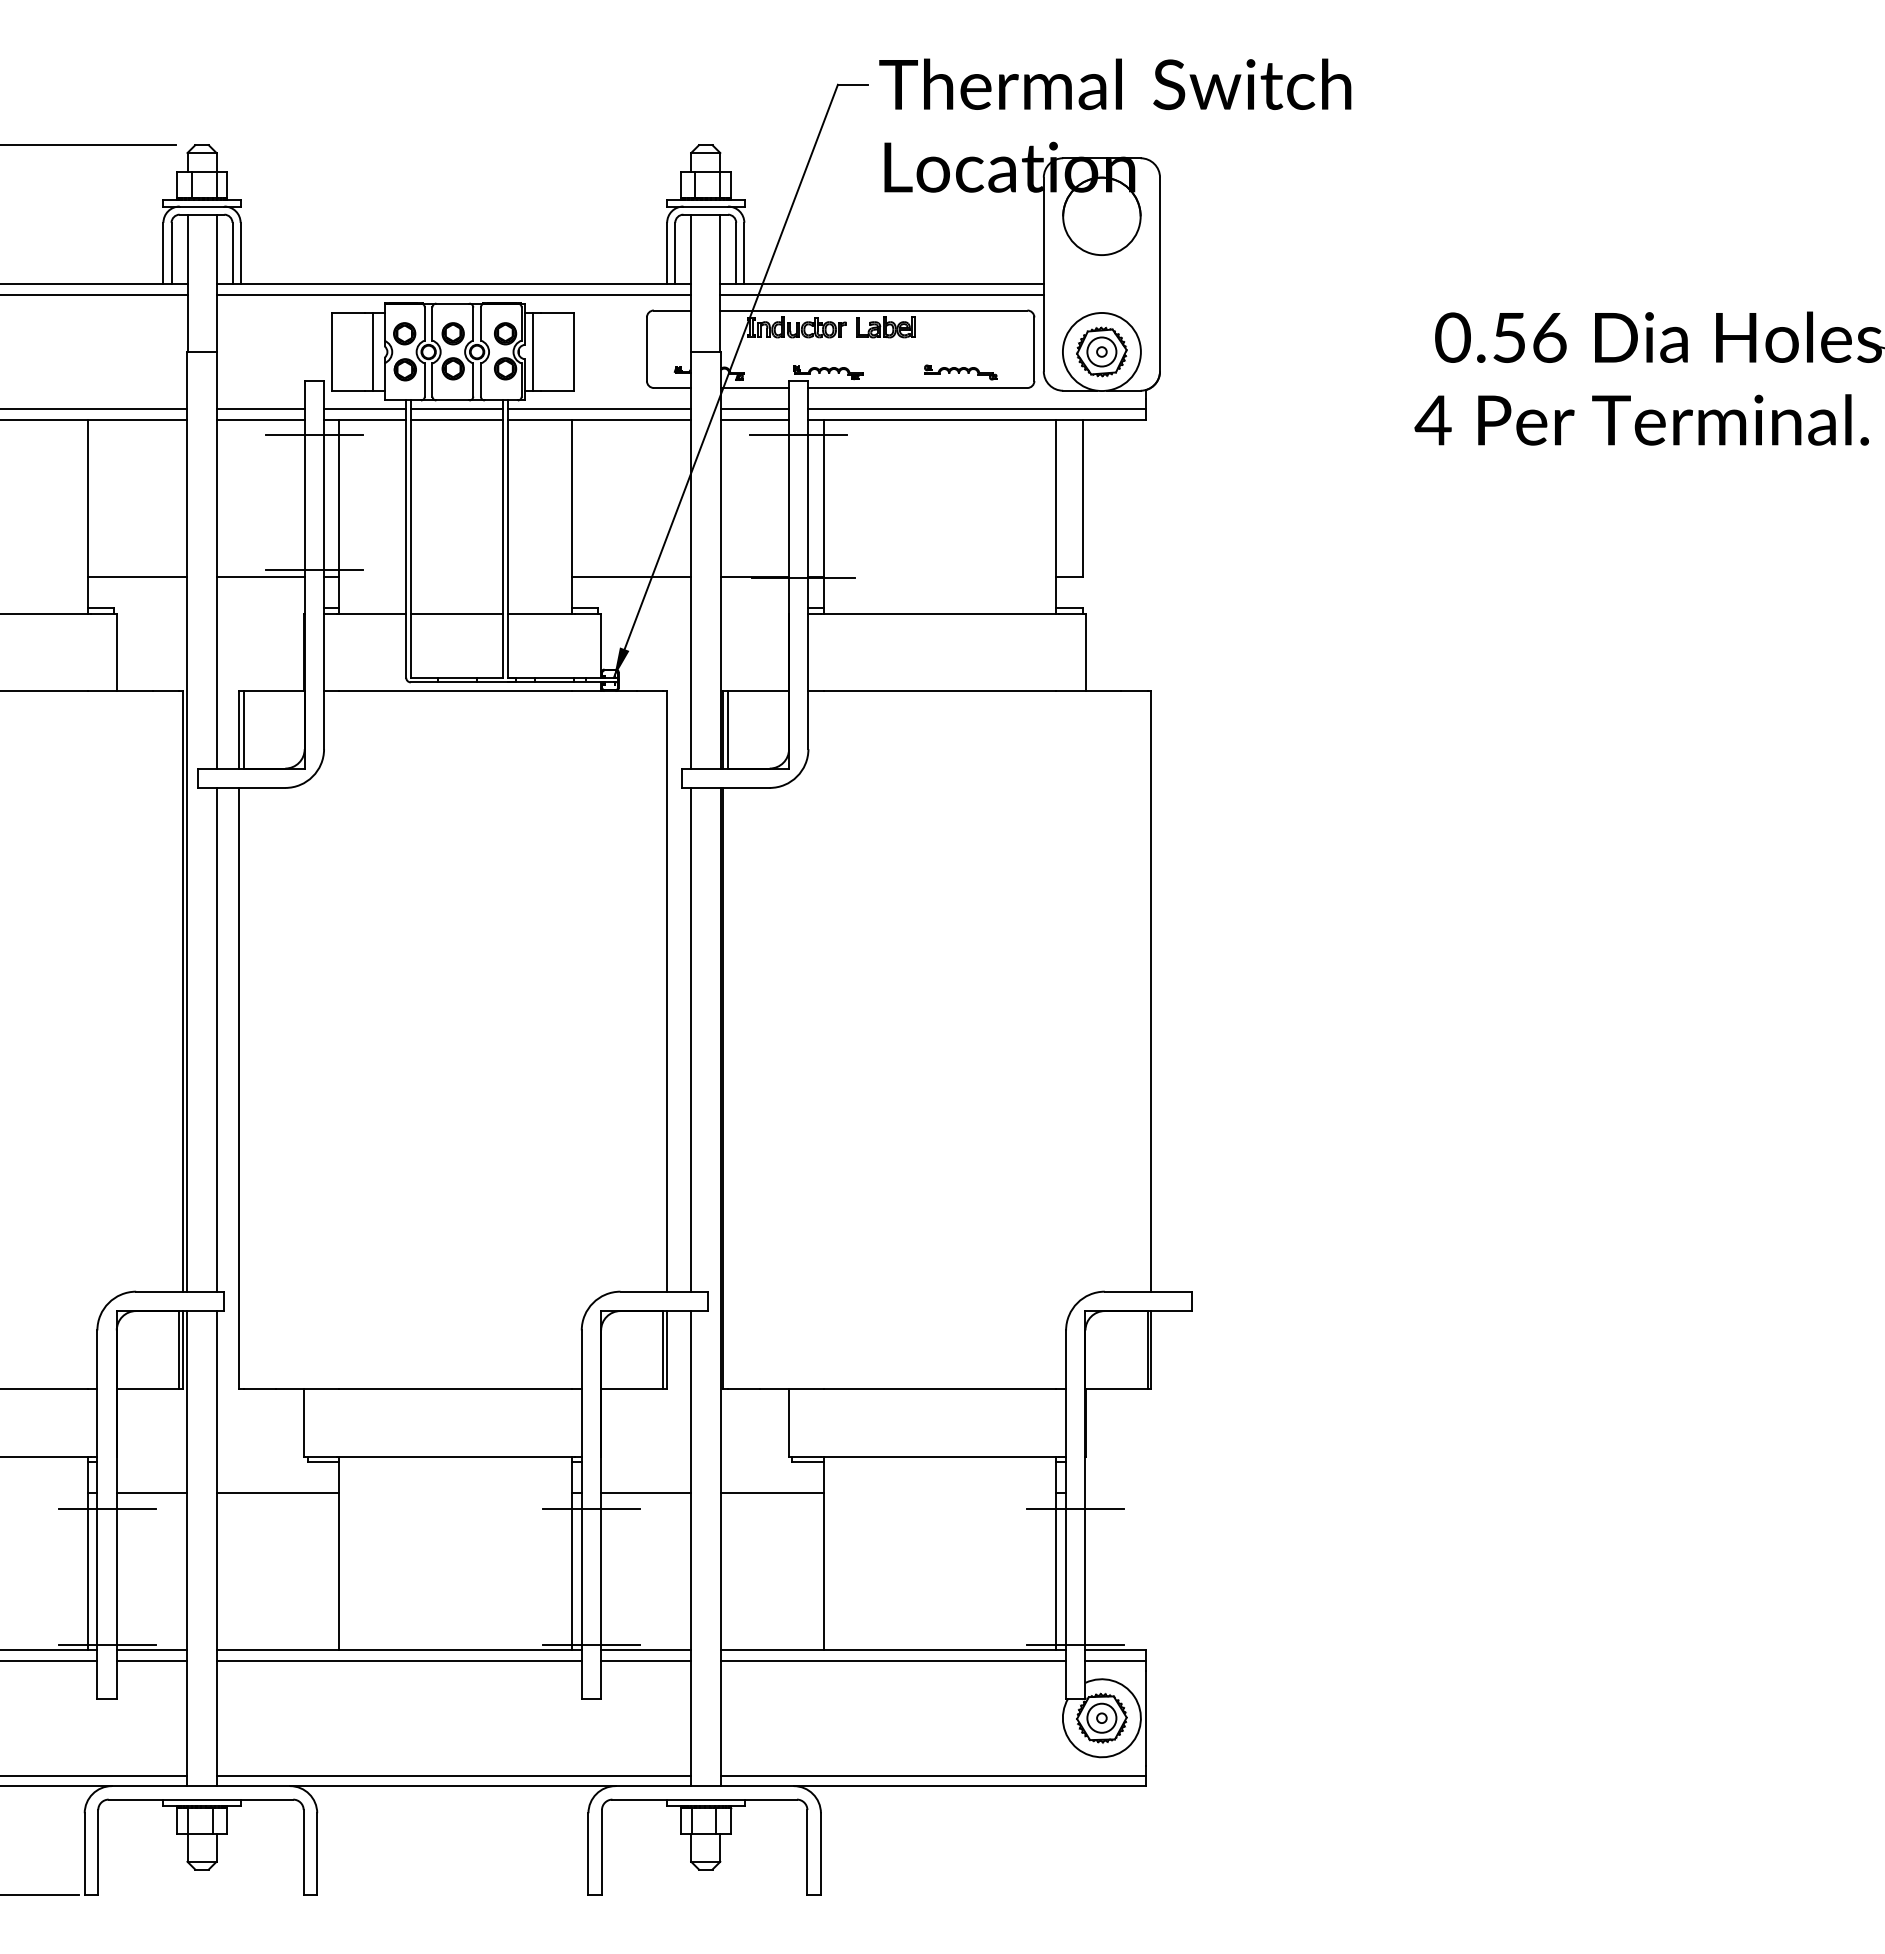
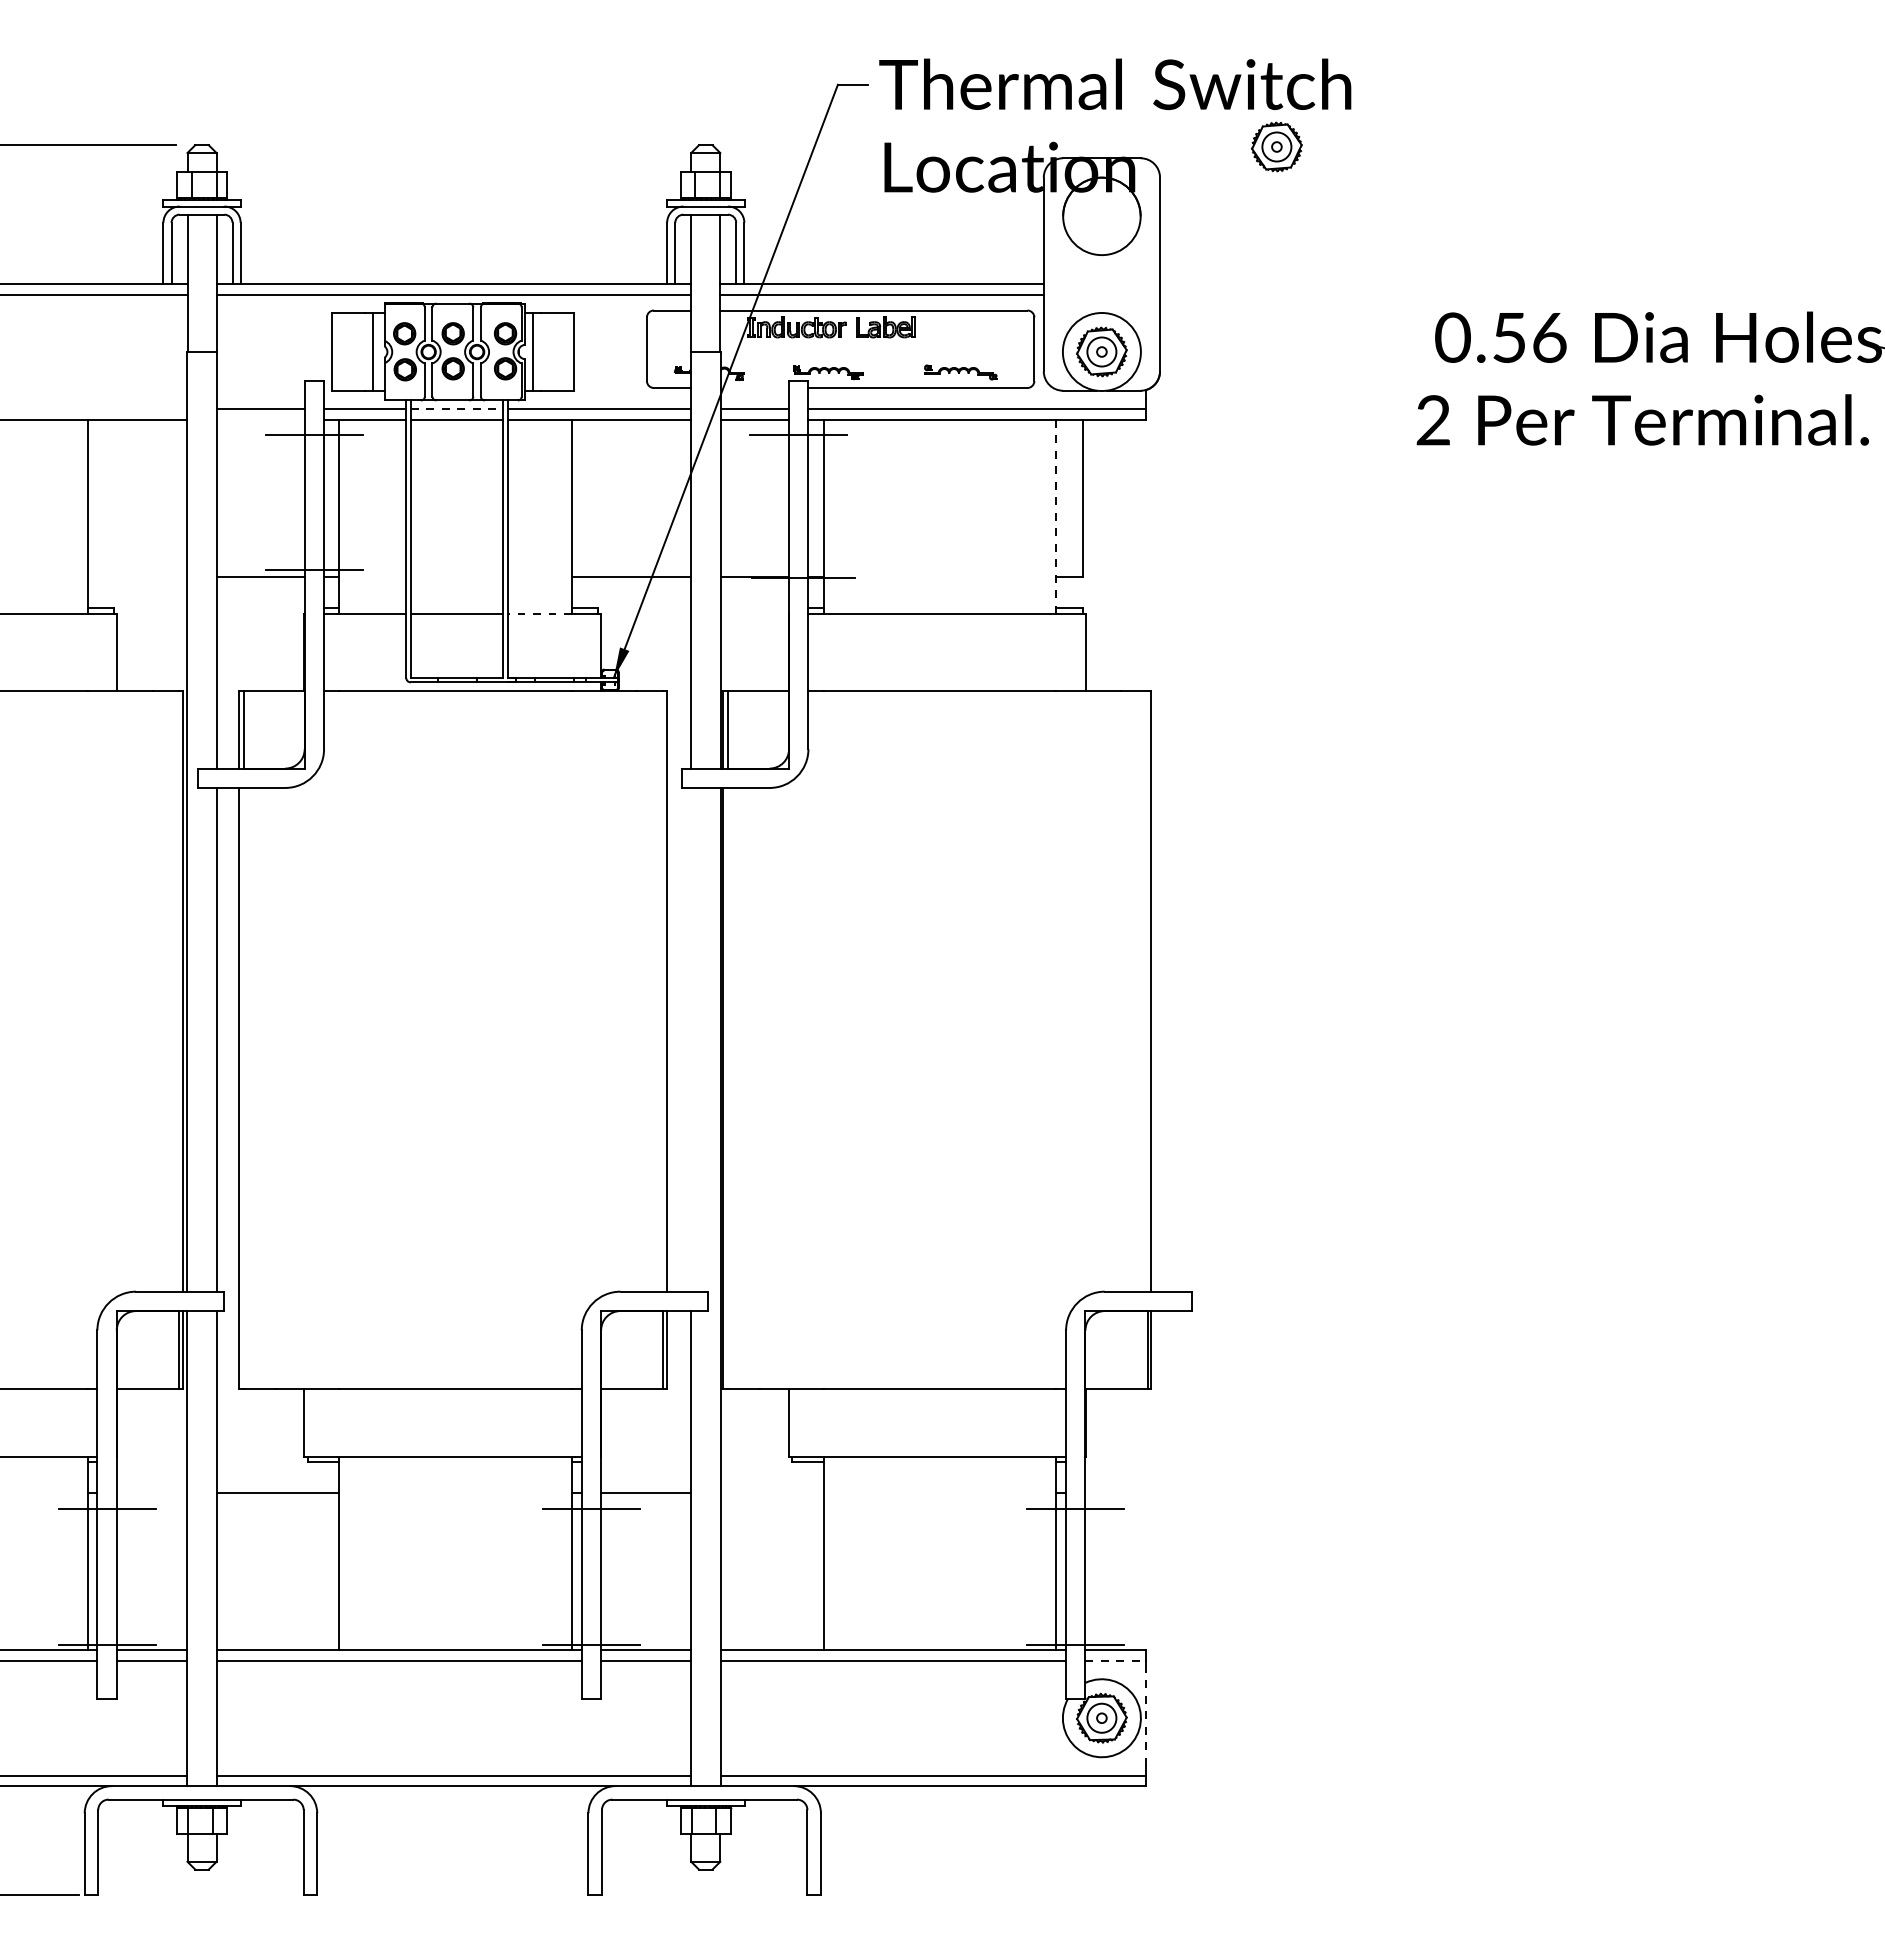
part: none -> present (1276, 146)
line: present -> none (754, 388)
line: present -> none (94, 409)
line: solid -> dashed (457, 409)
line: present -> none (260, 419)
text: 4 -> 2 (1432, 420)
line: solid -> dashed (1056, 516)
line: present -> none (136, 577)
line: solid -> dashed (539, 613)
line: present -> none (690, 1039)
line: present -> none (151, 1493)
line: present -> none (771, 1493)
line: solid -> dashed (1116, 1660)
line: solid -> dashed (1145, 1717)
